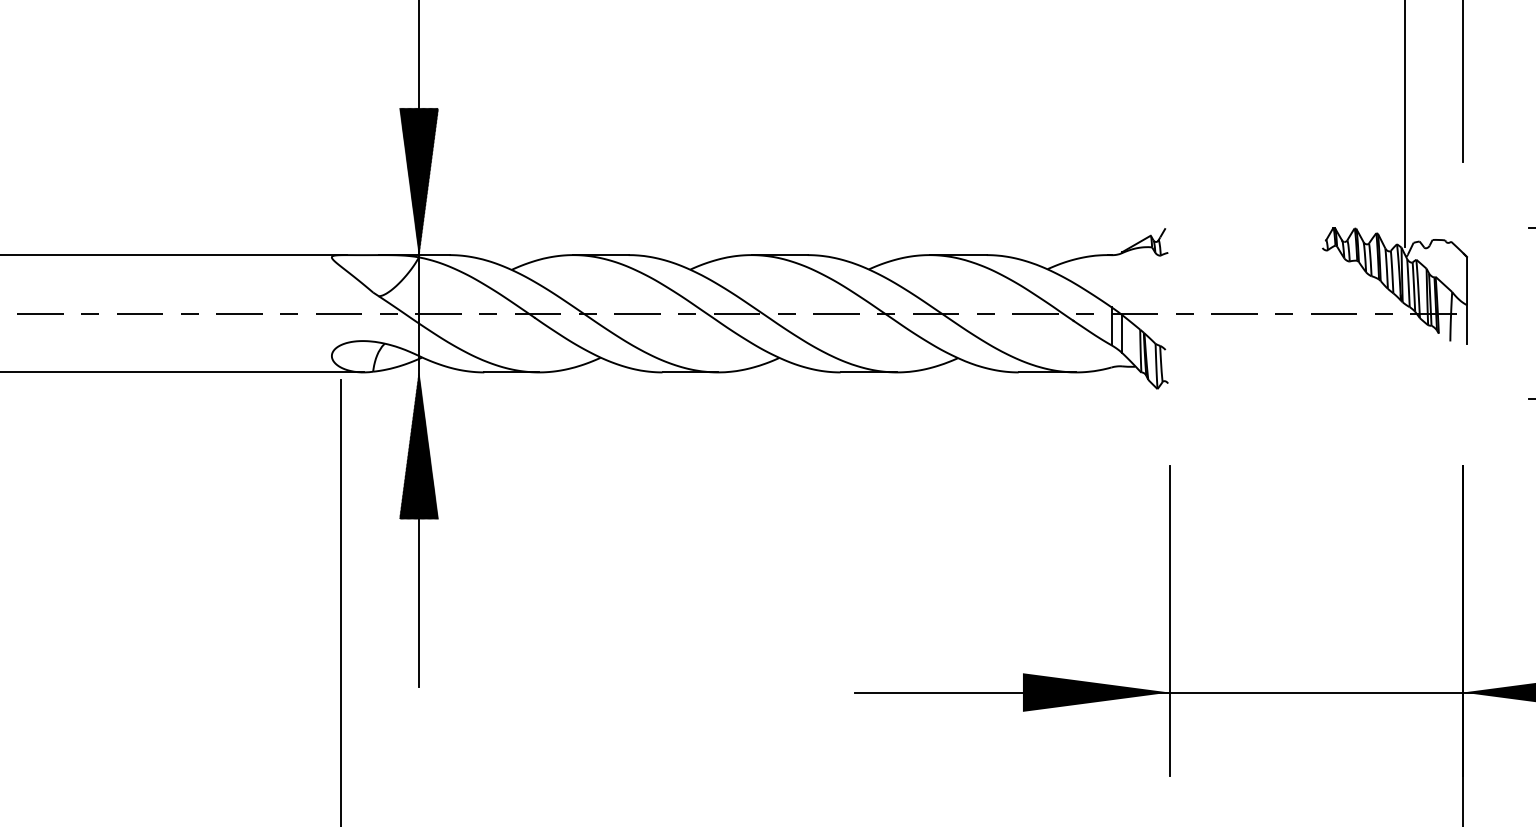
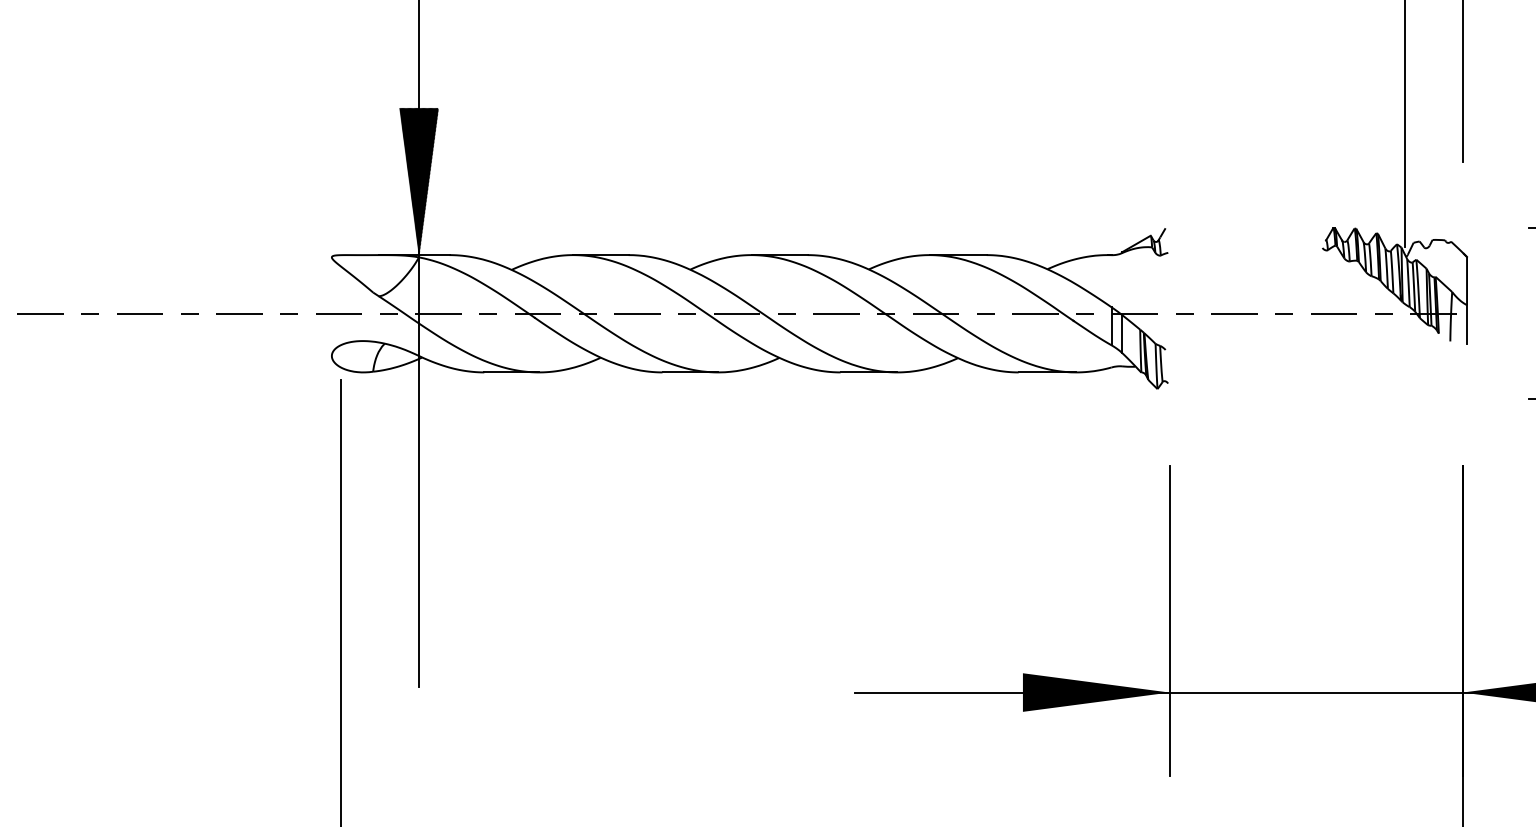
line: present -> none (174, 255)
line: present -> none (182, 372)
hatch: present -> none (418, 445)
